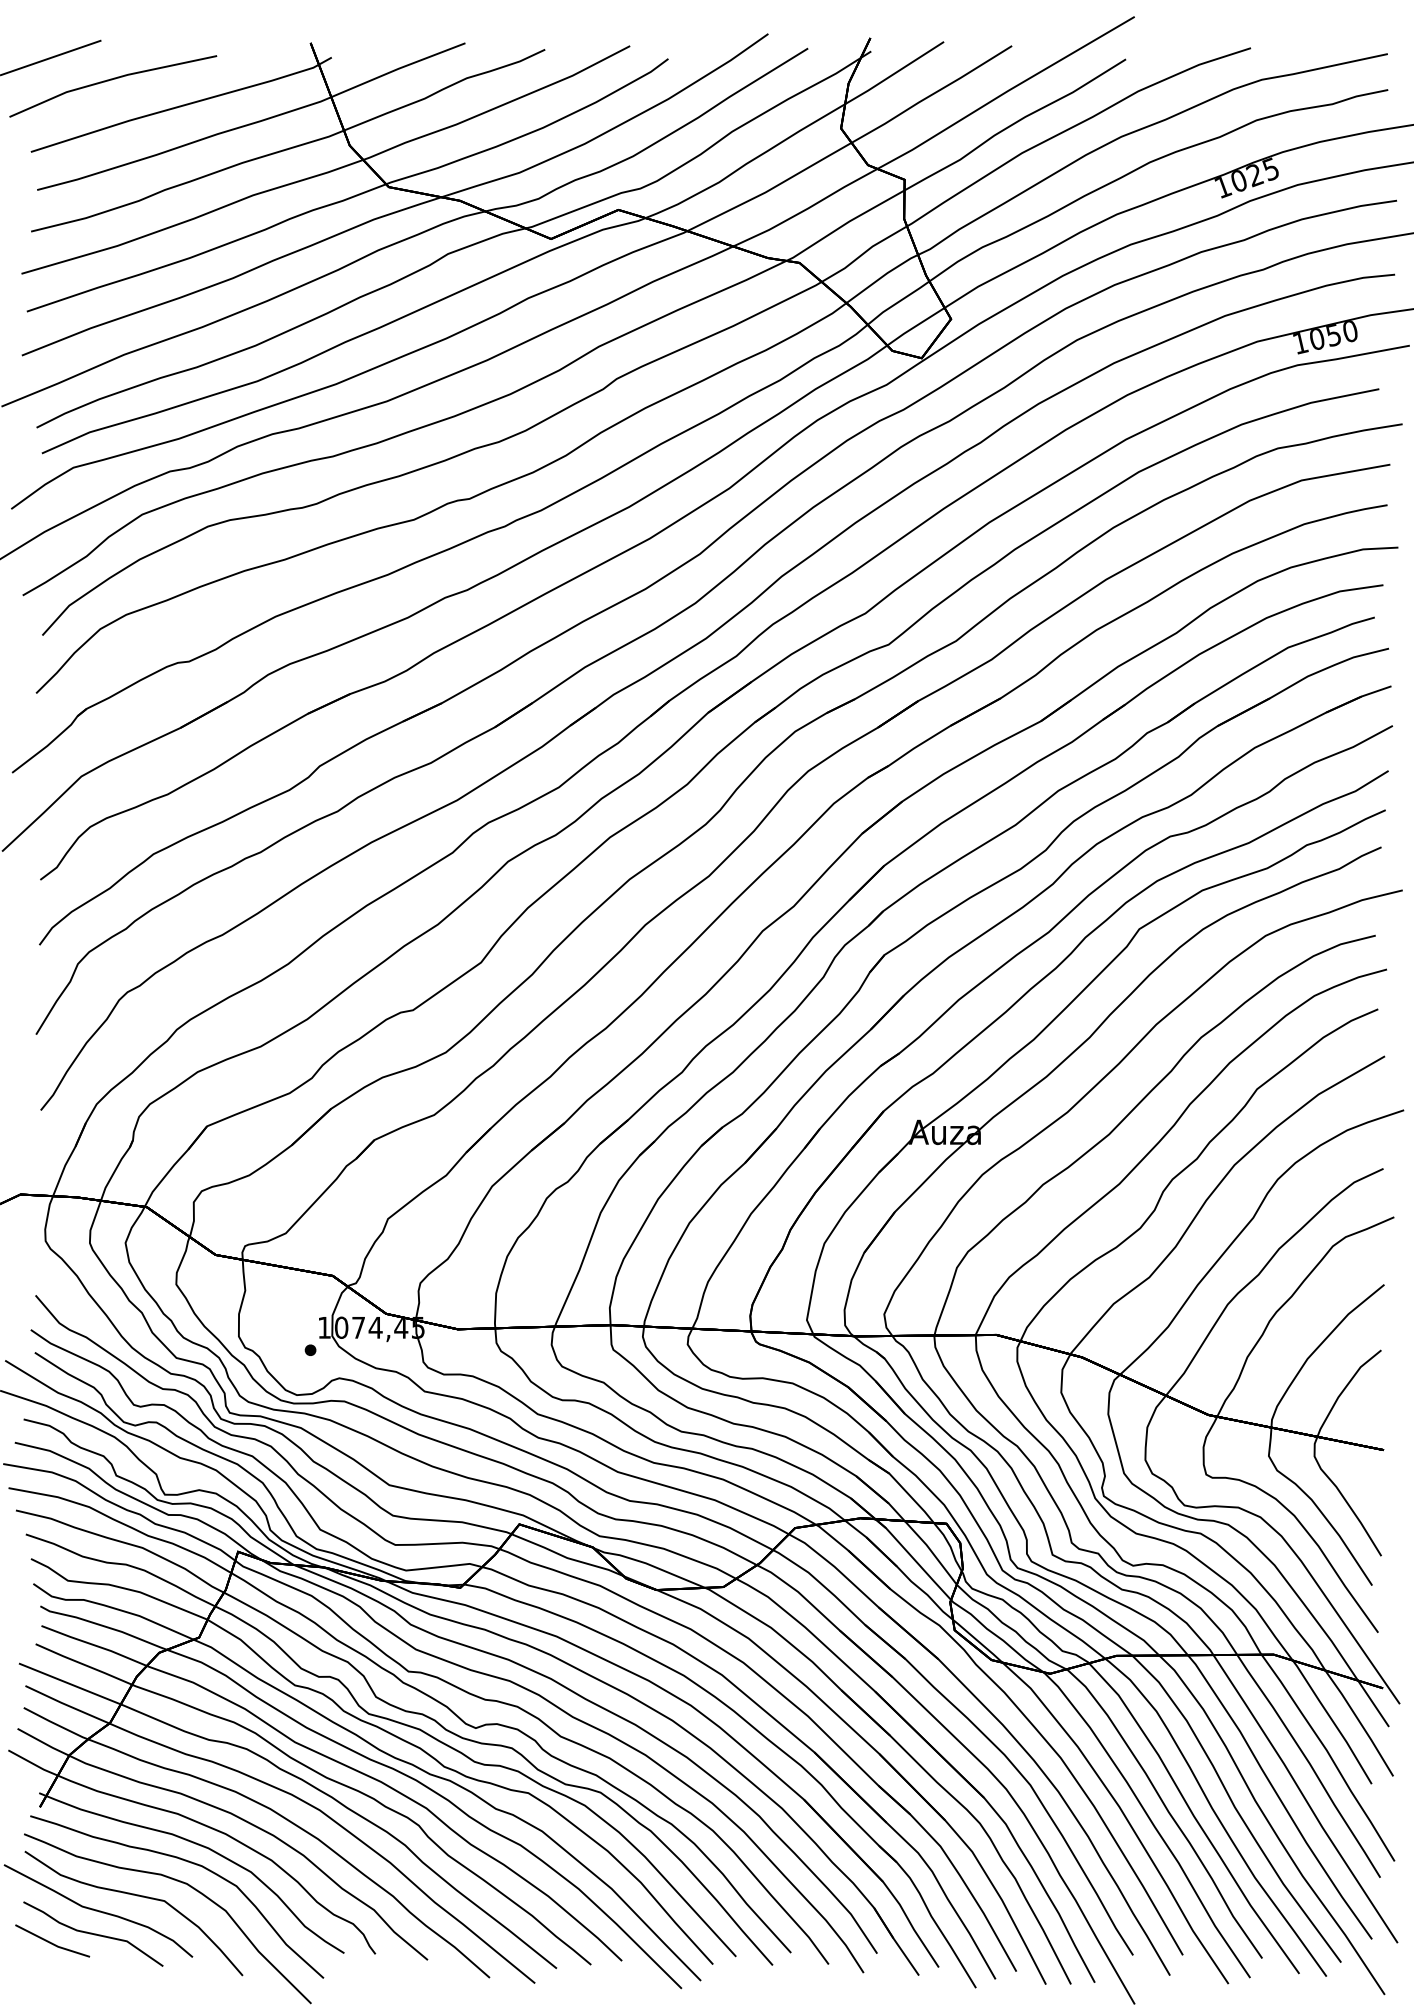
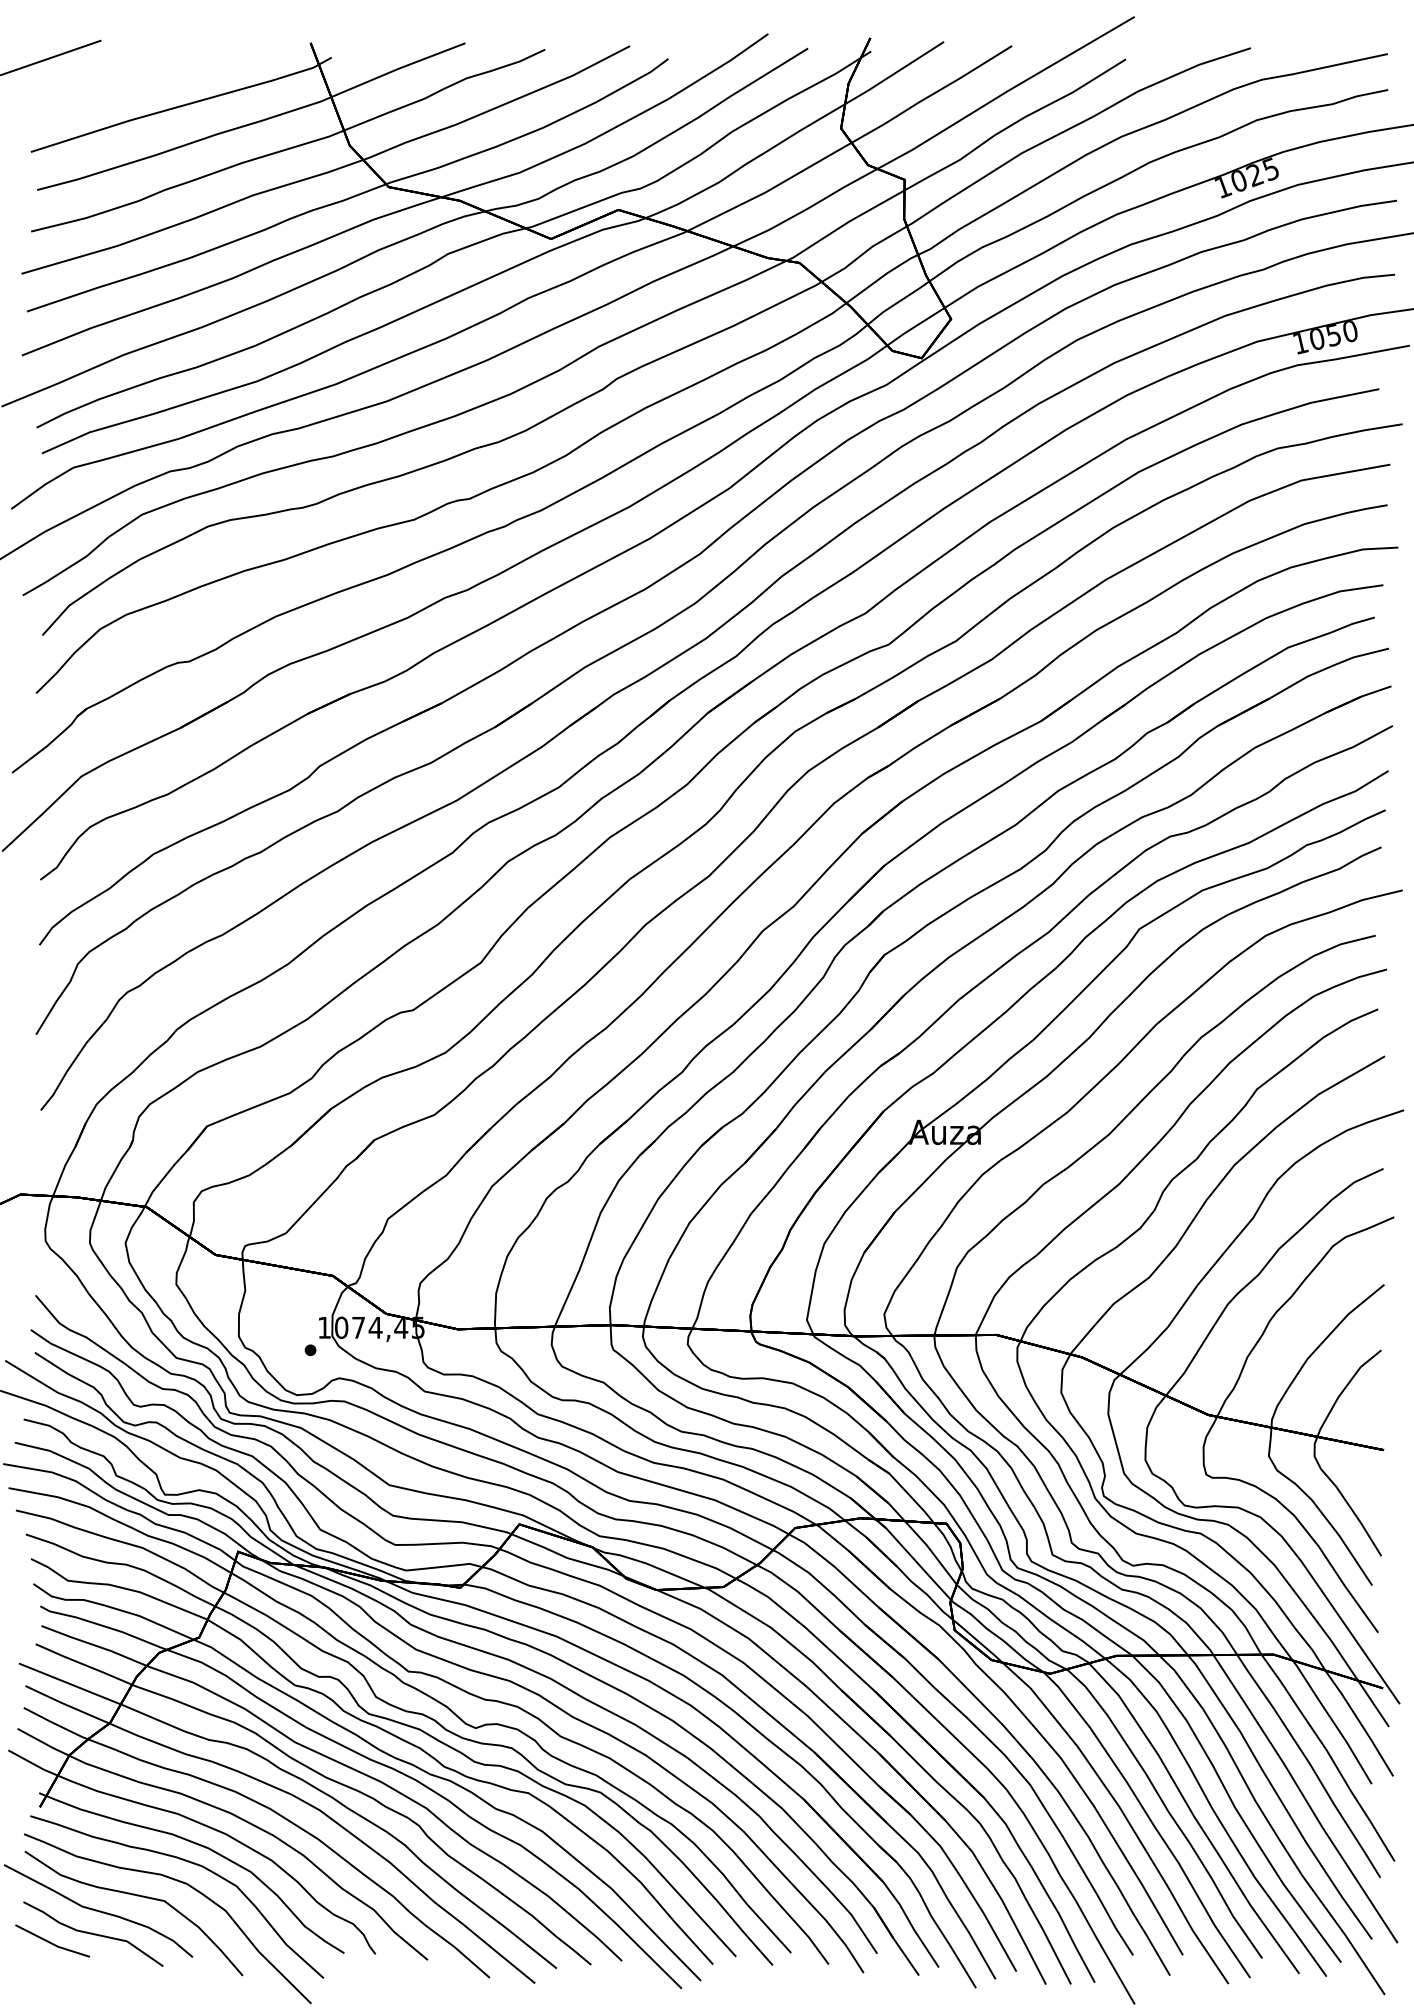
part: present -> none (112, 80)
